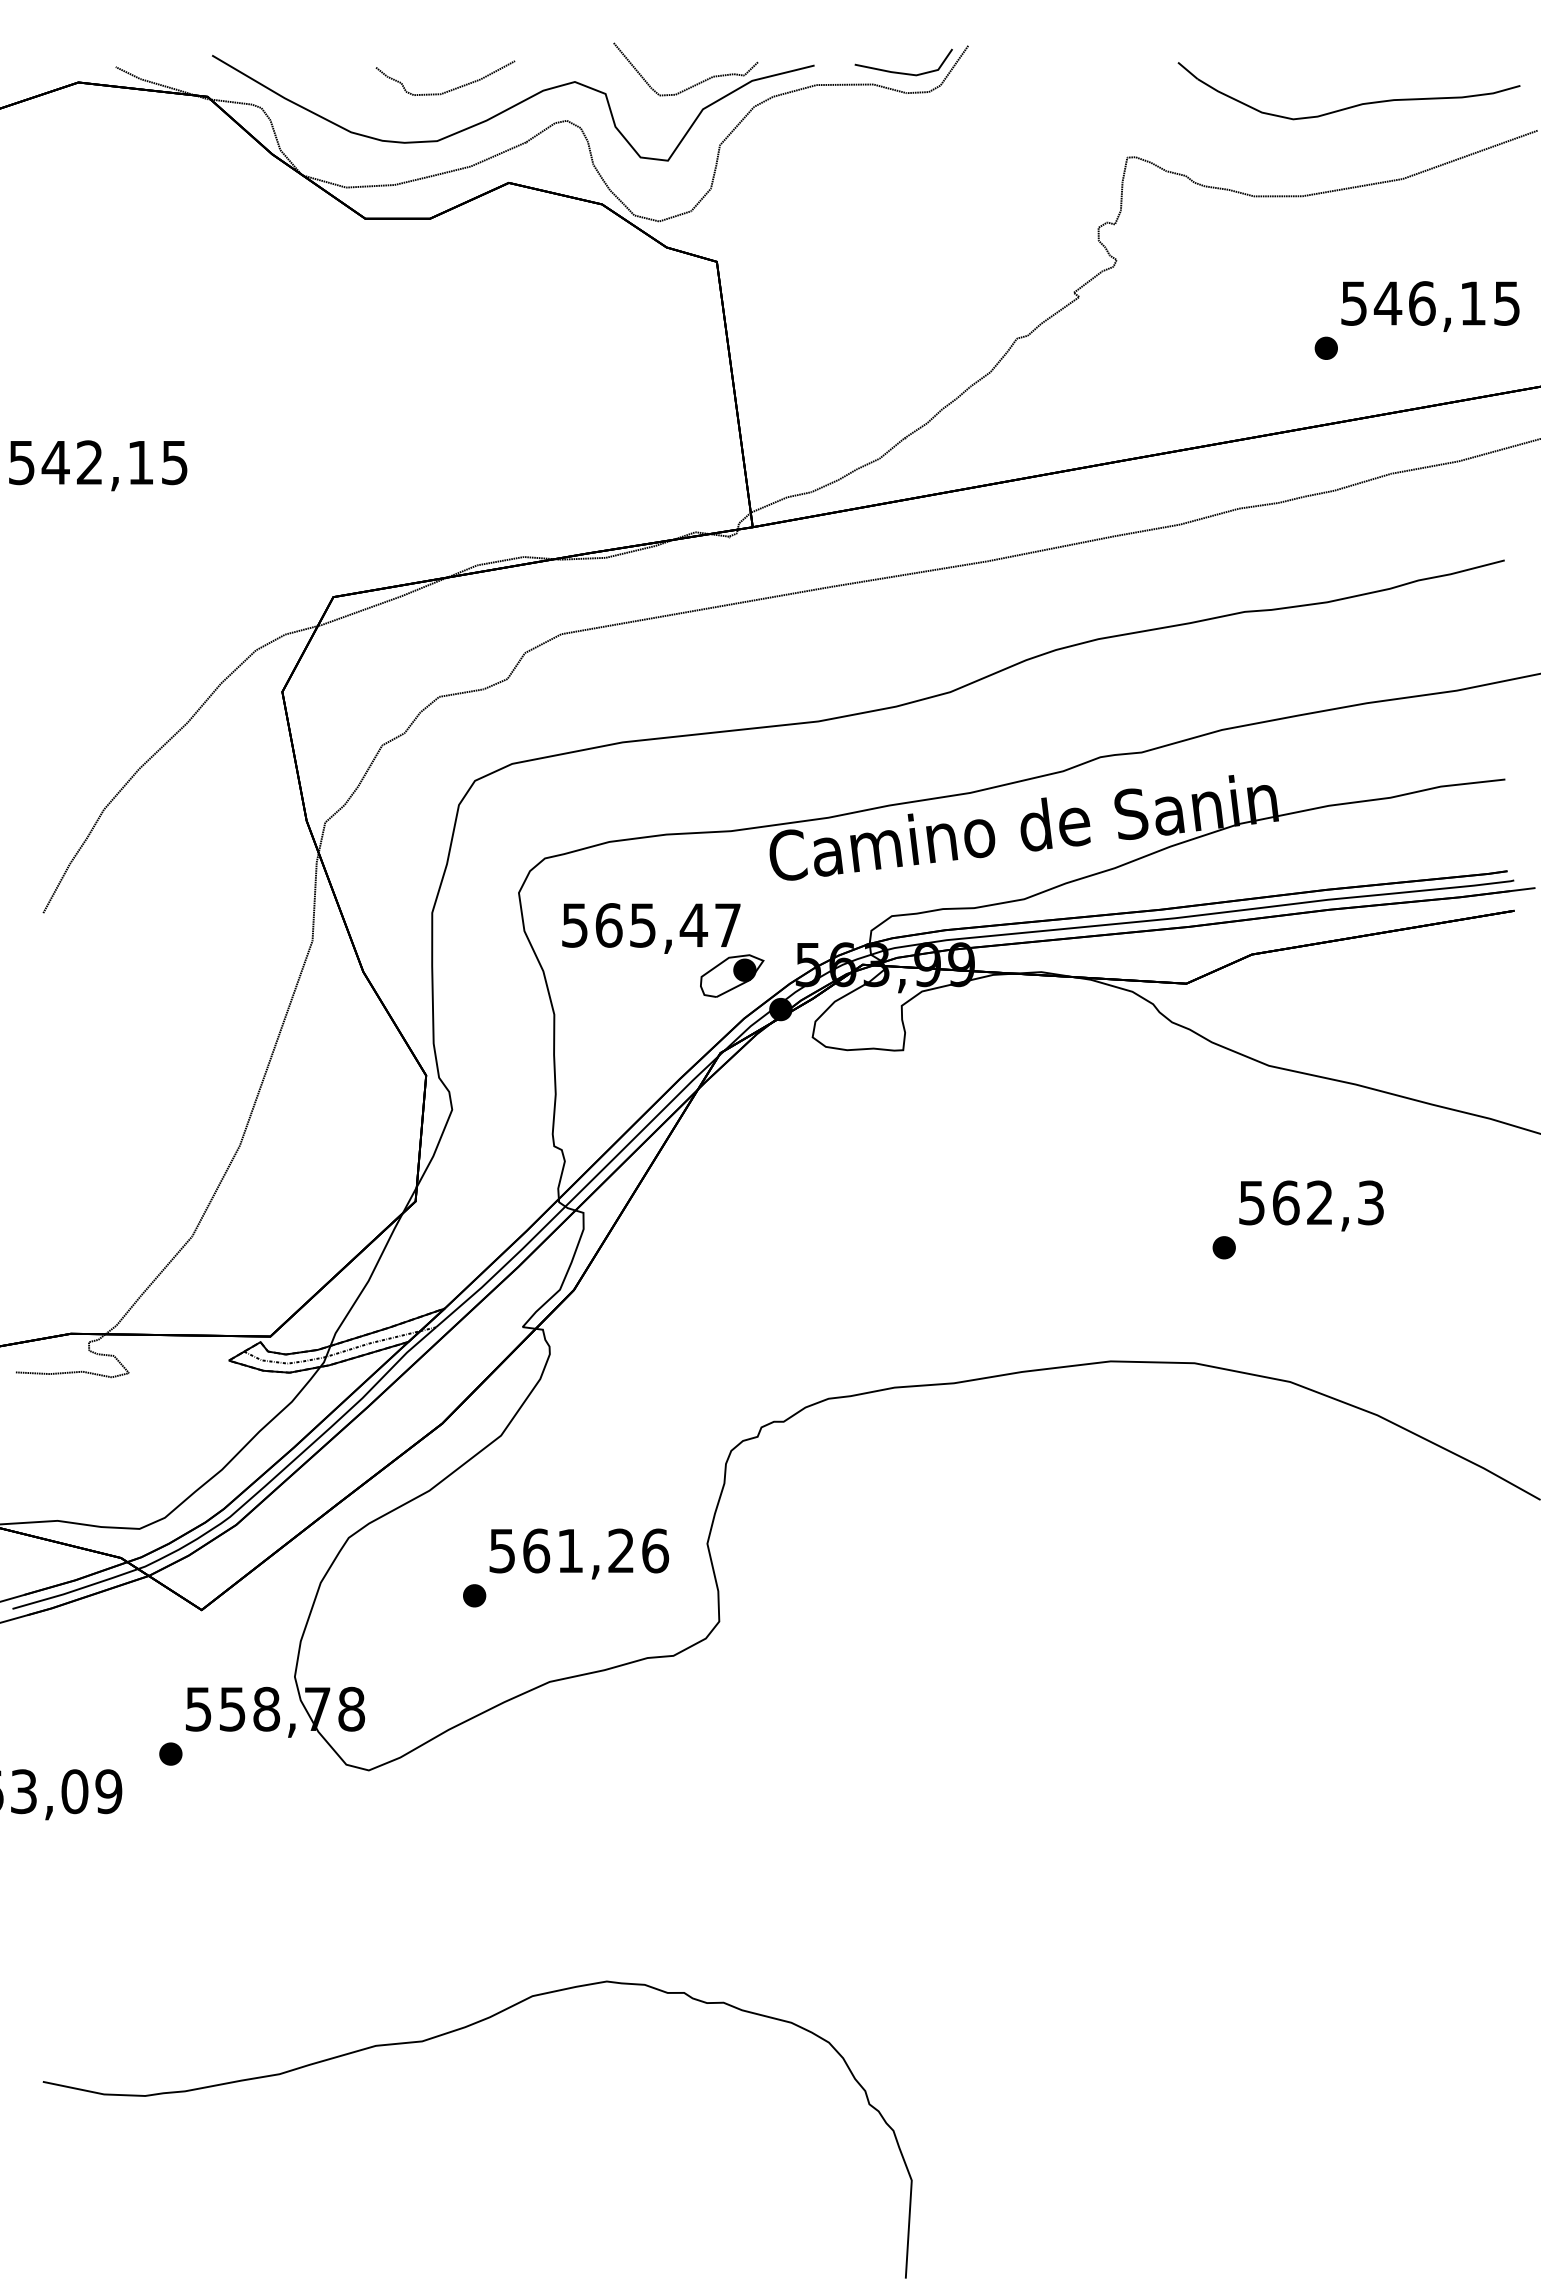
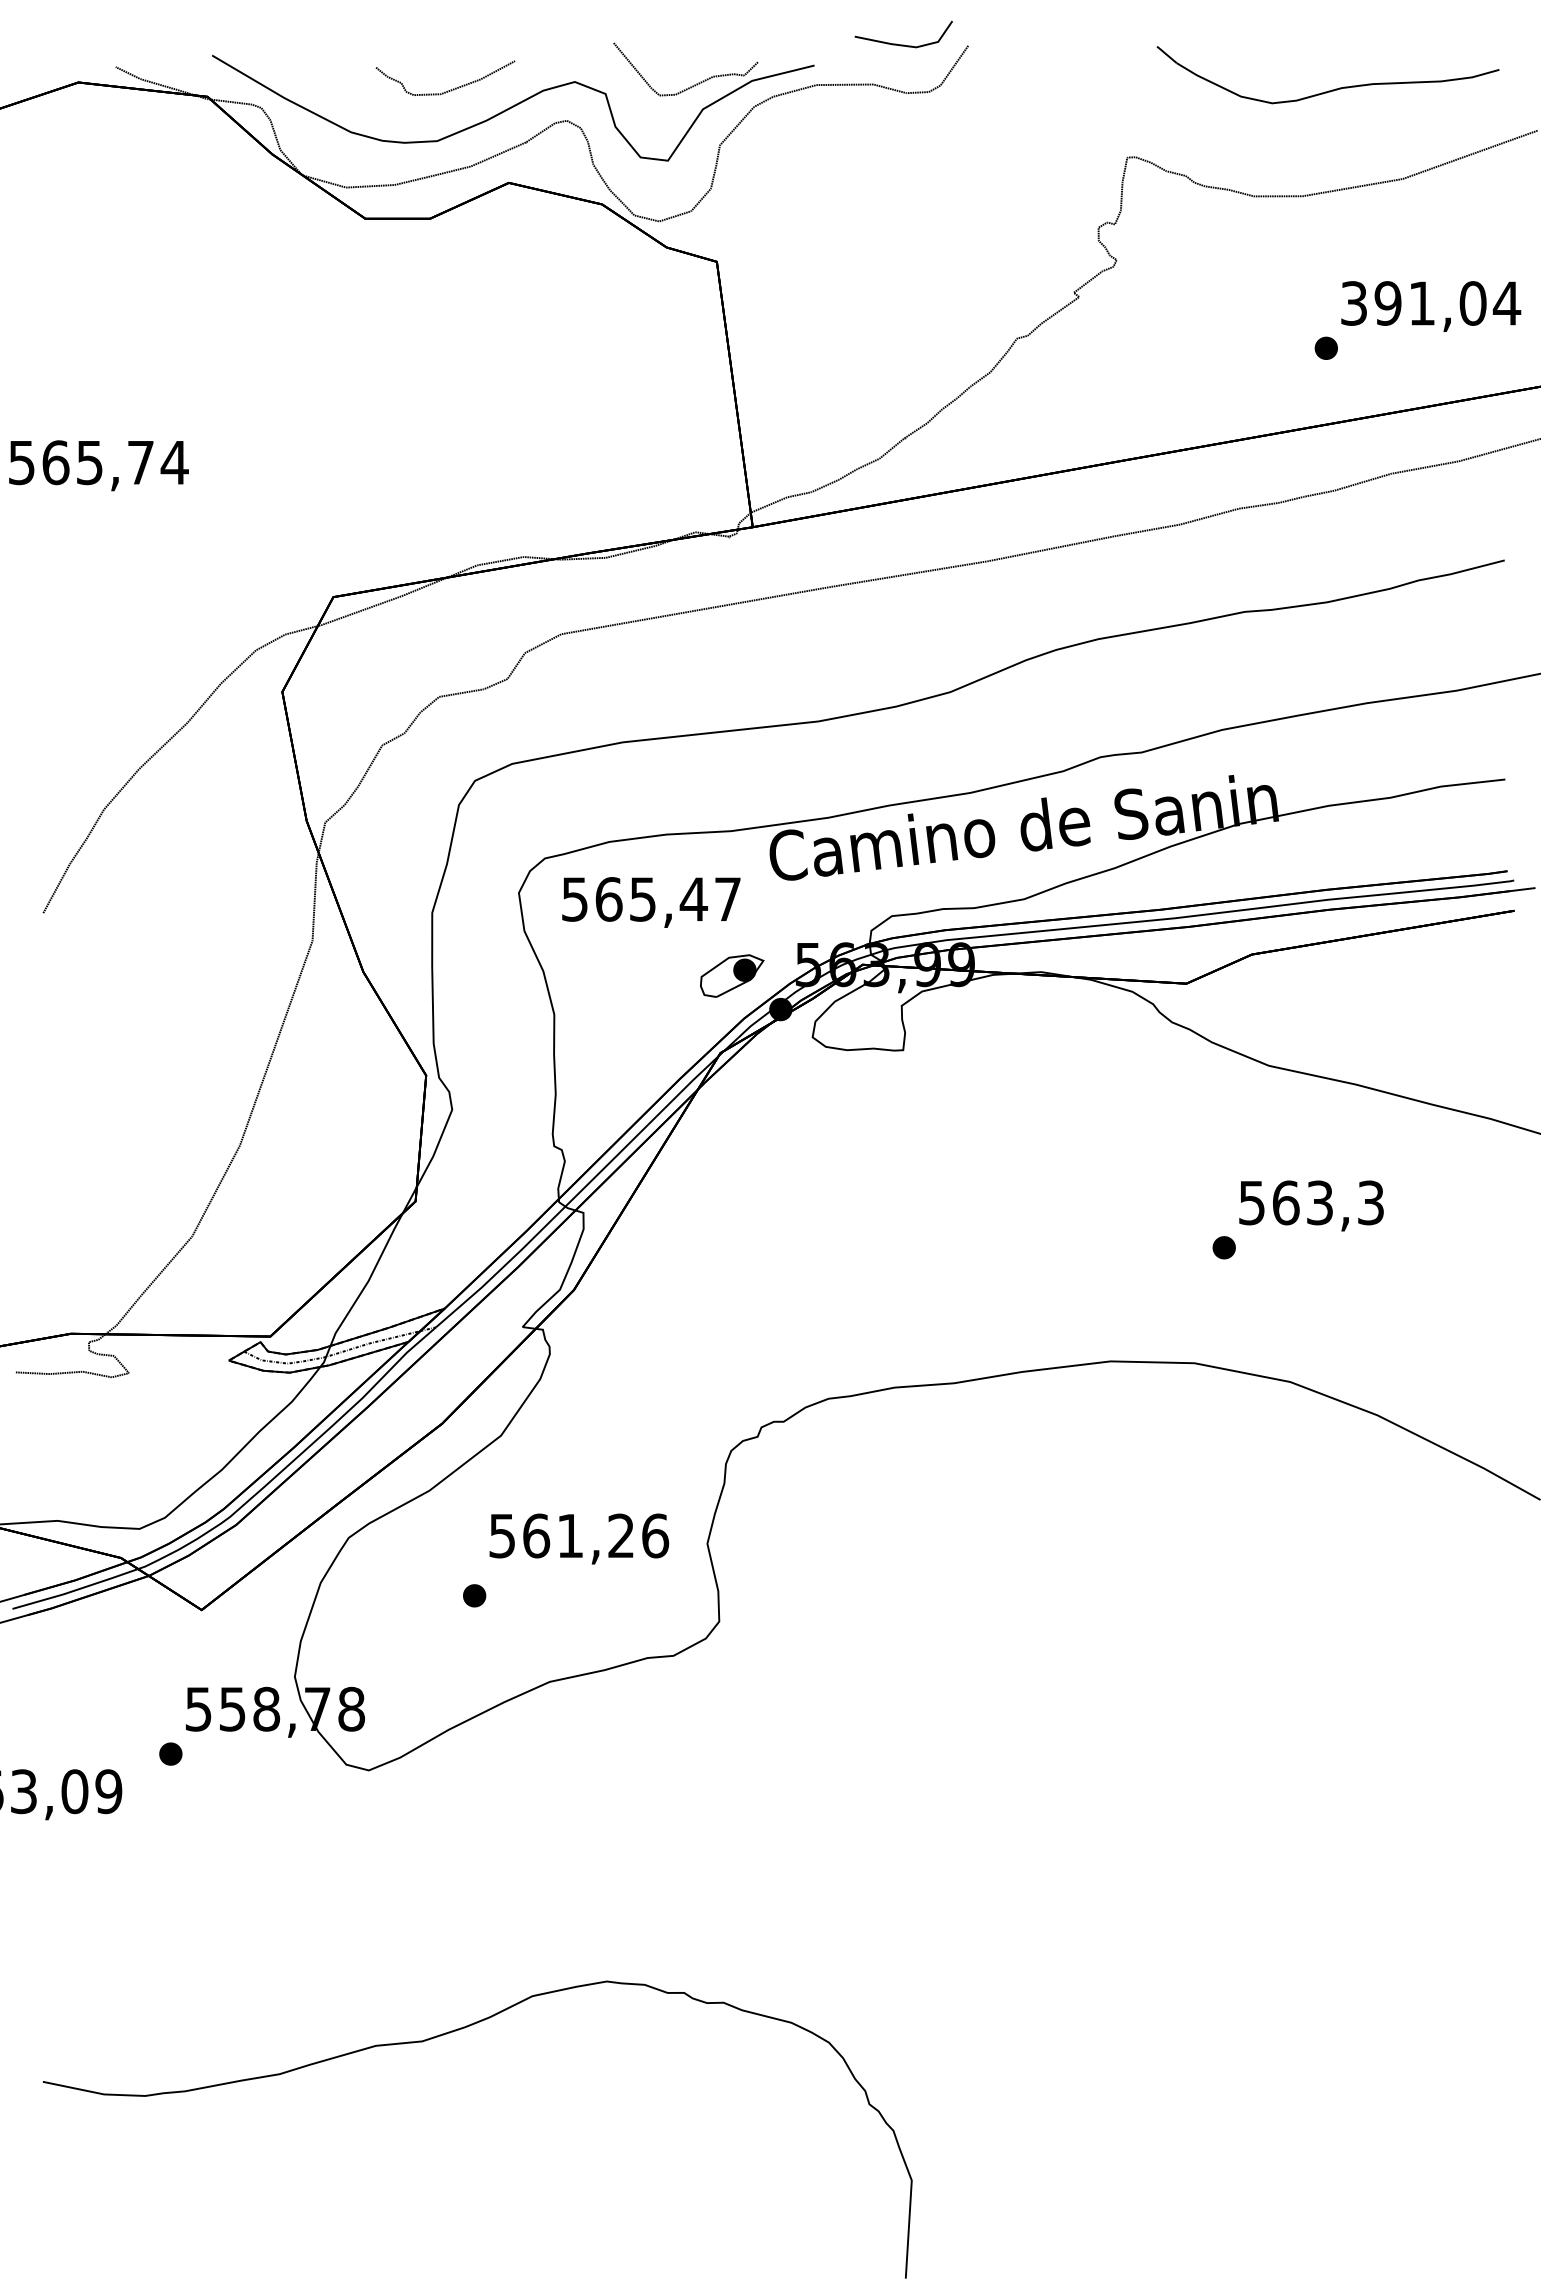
curve position: (903, 72) -> (903, 44) (903, 44)
part position: (1353, 105) -> (1332, 89) (1332, 89)
text: 546,15 -> 391,04 (1431, 303)
text: 542,15 -> 565,74 (114, 462)
text position: (651, 928) -> (651, 902) (651, 902)
text: 562,3 -> 563,3 (1319, 1202)
text position: (579, 1553) -> (579, 1538) (579, 1538)
